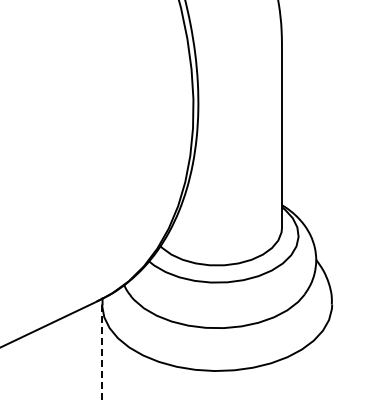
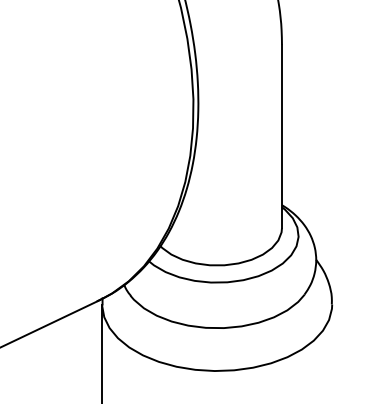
line: dashed -> solid (102, 354)
